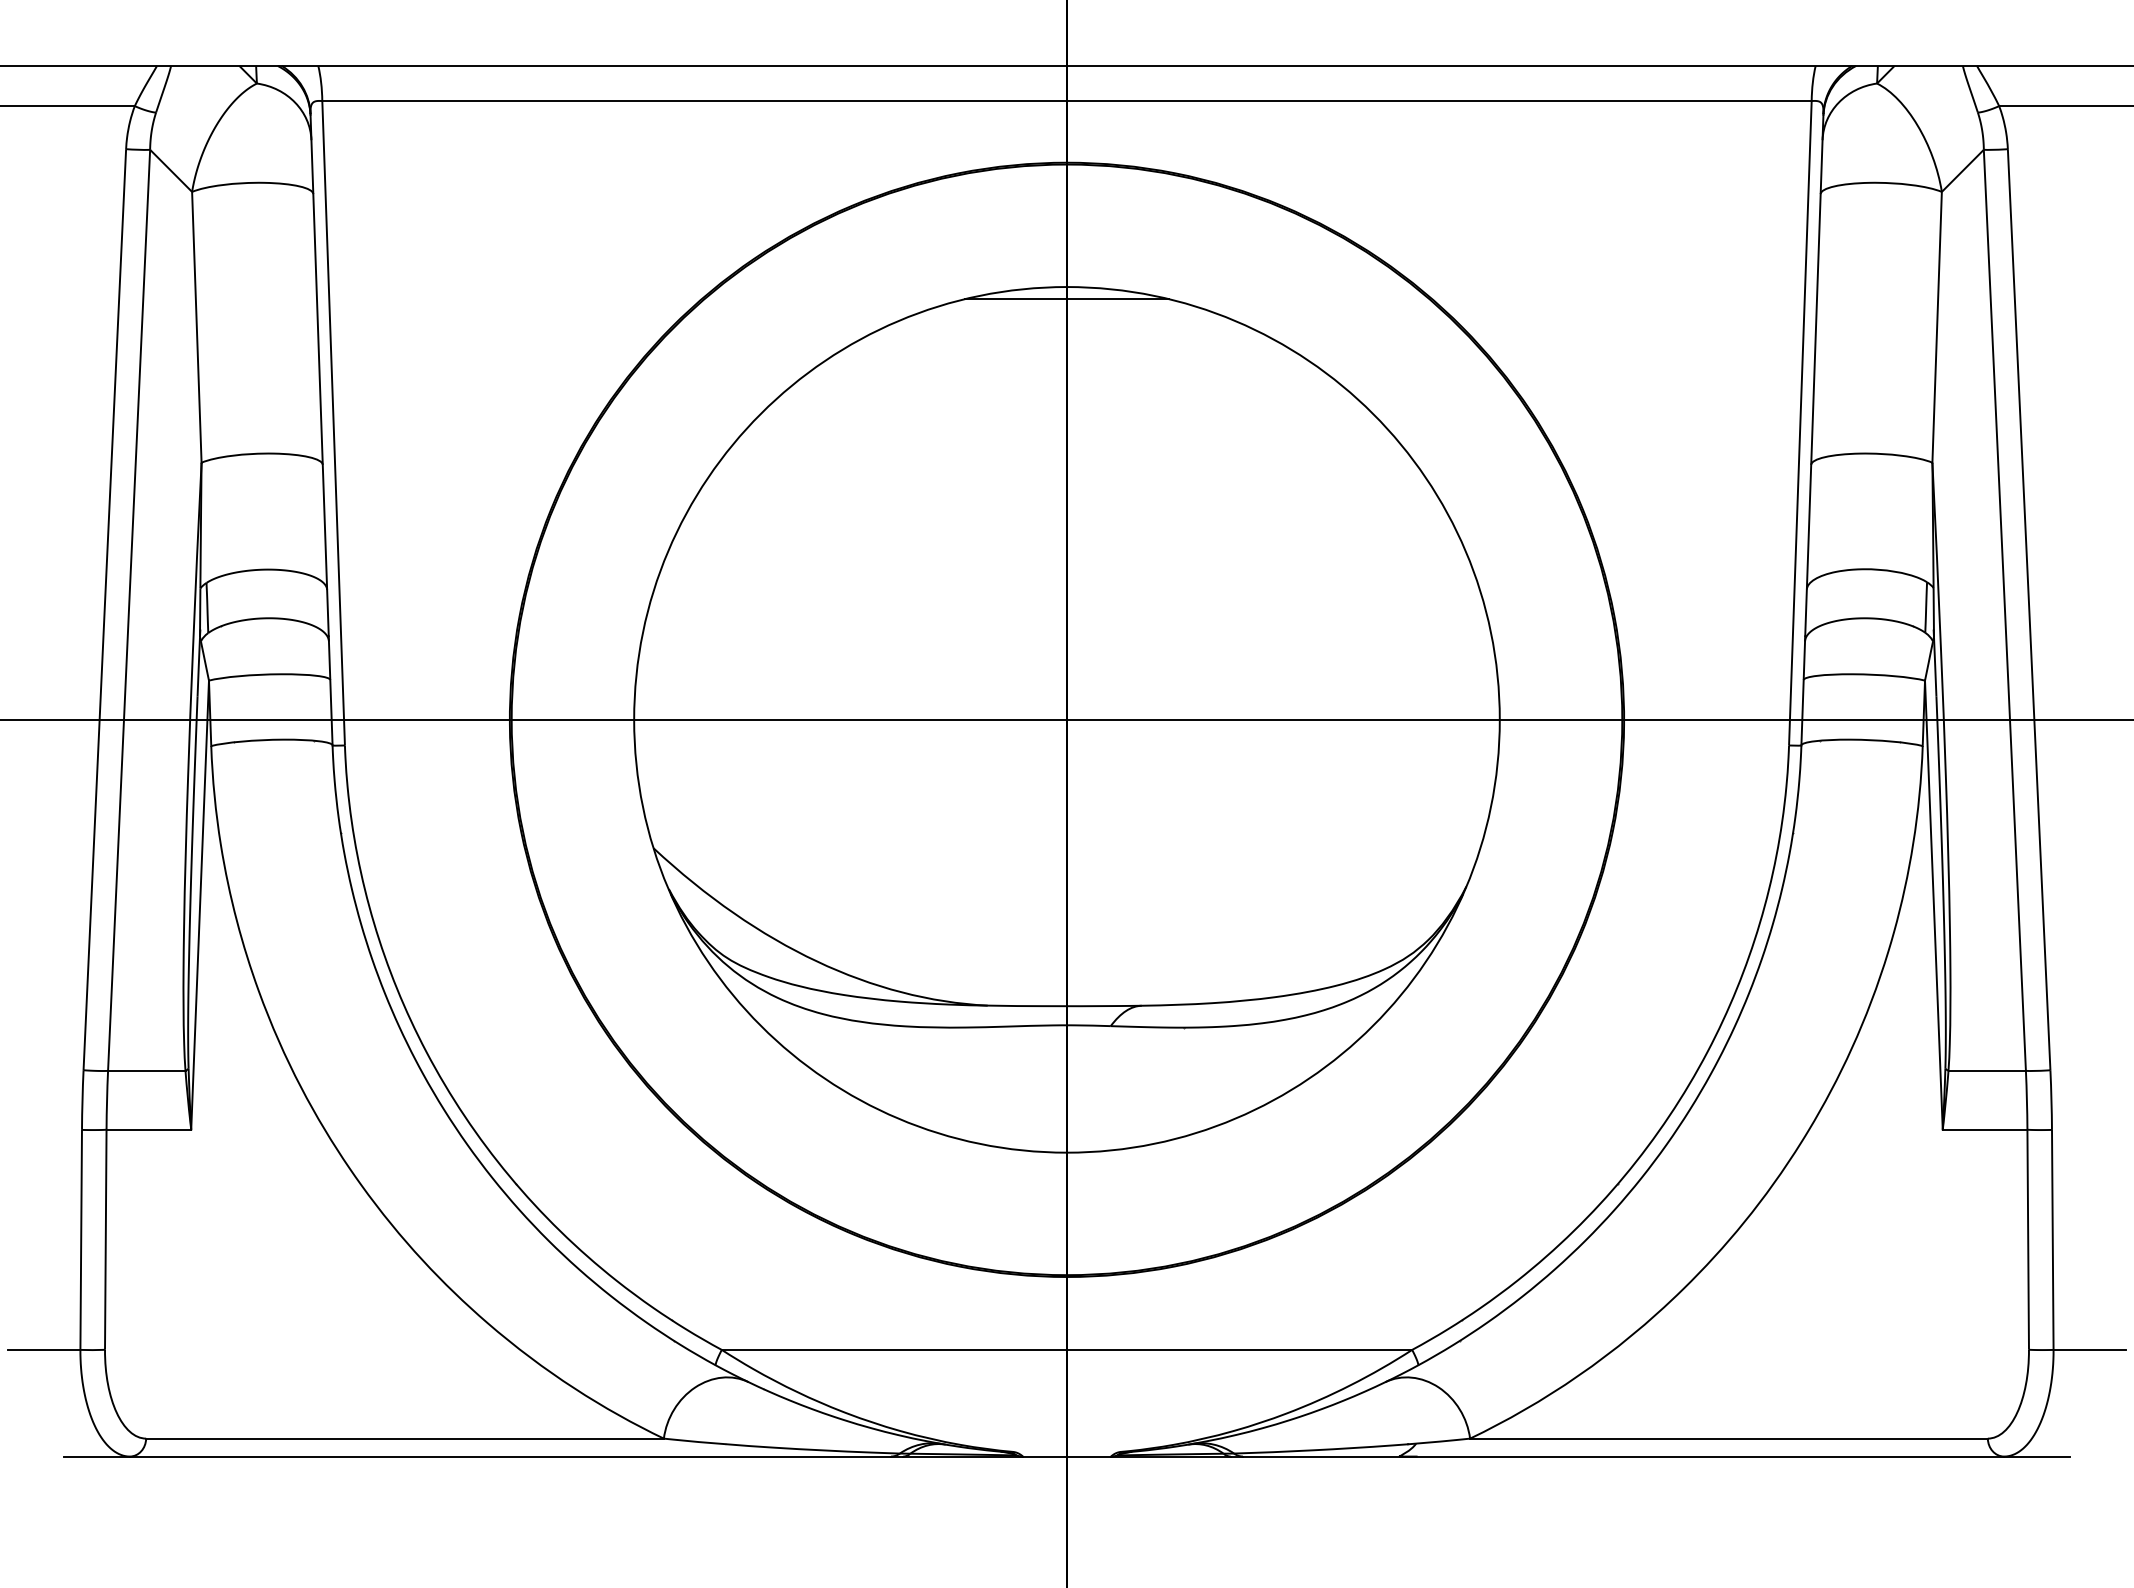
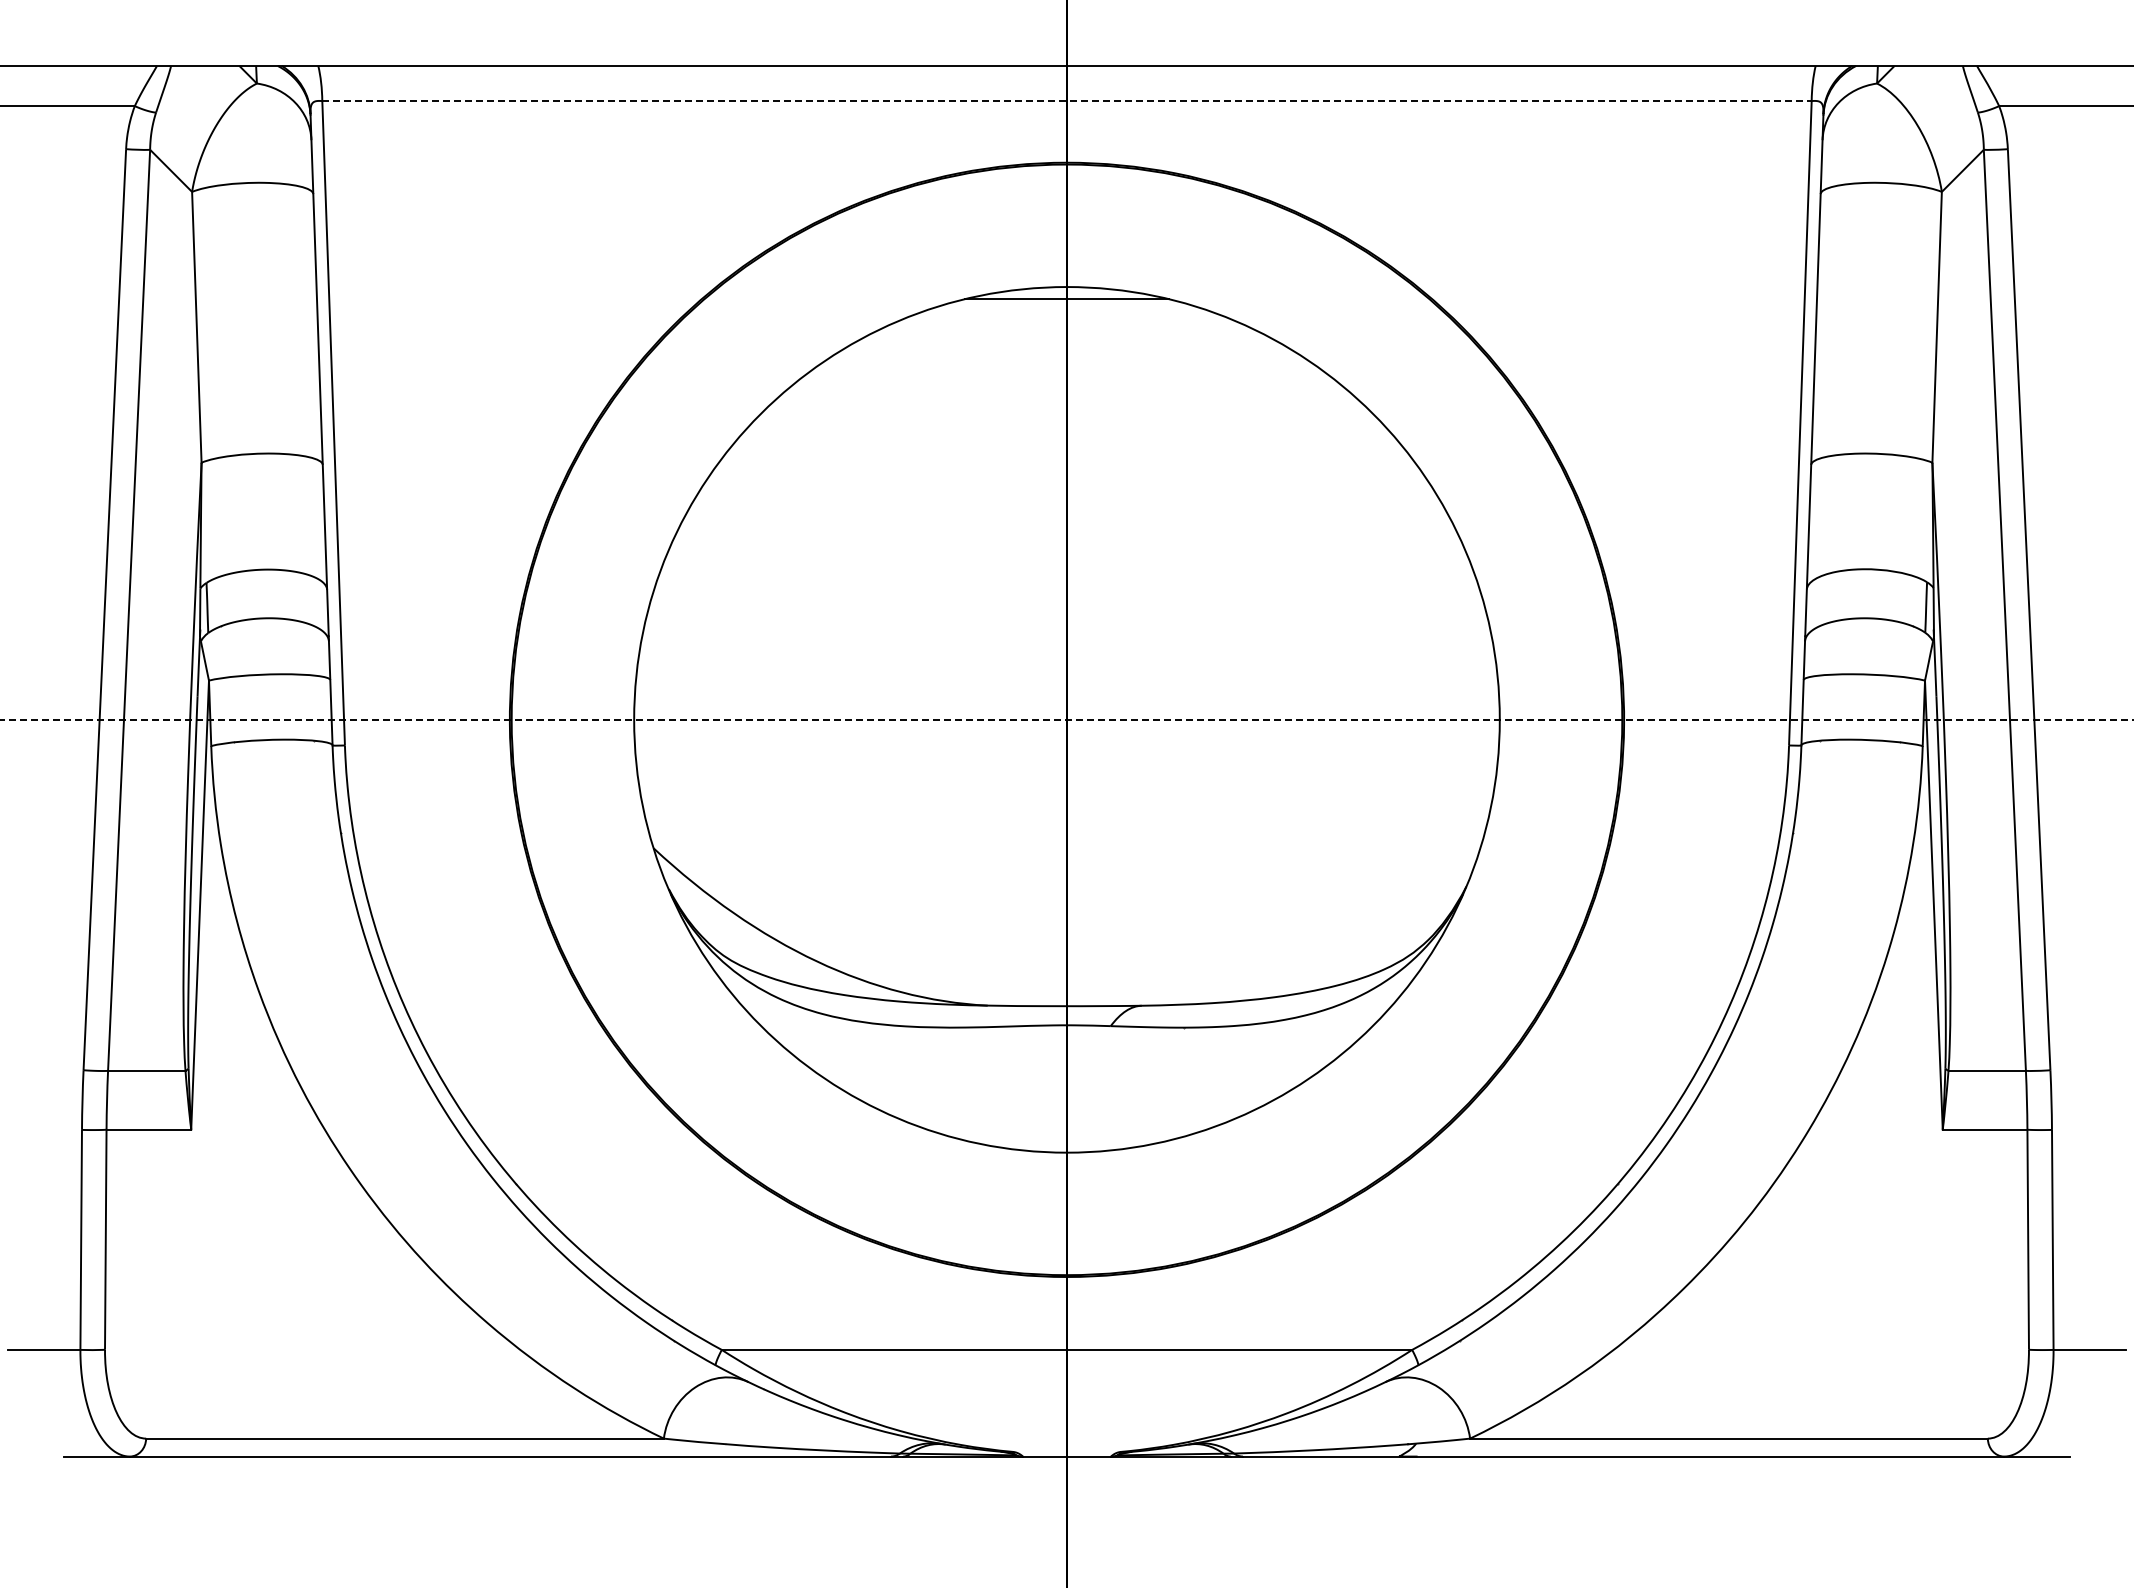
line: solid -> dashed (1067, 101)
line: solid -> dashed (1066, 719)
